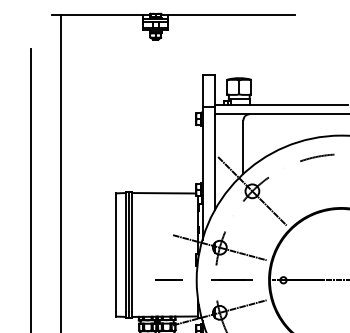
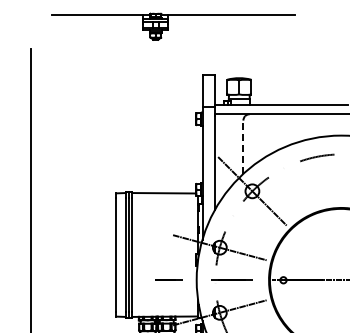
line: solid -> dashed (243, 147)
line: present -> none (61, 172)
